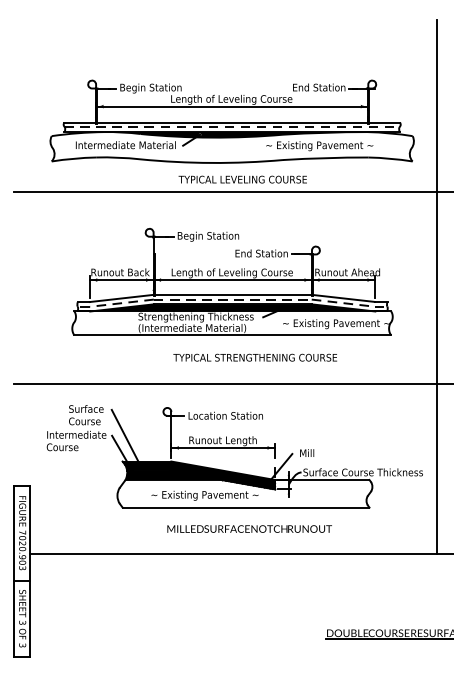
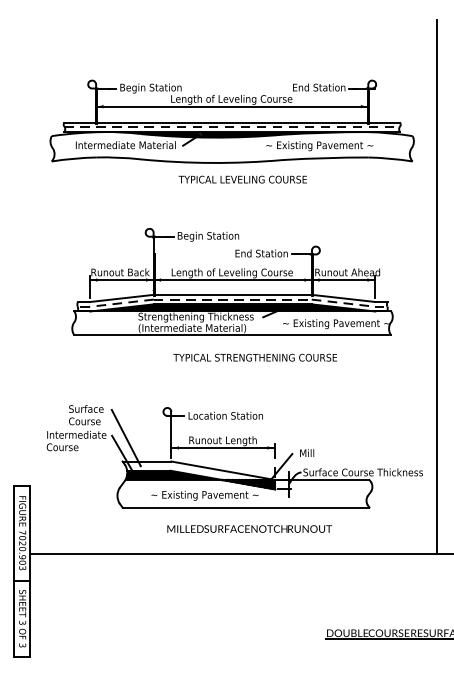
line: present -> none (231, 192)
line: present -> none (231, 383)
fill: present -> none (198, 470)
